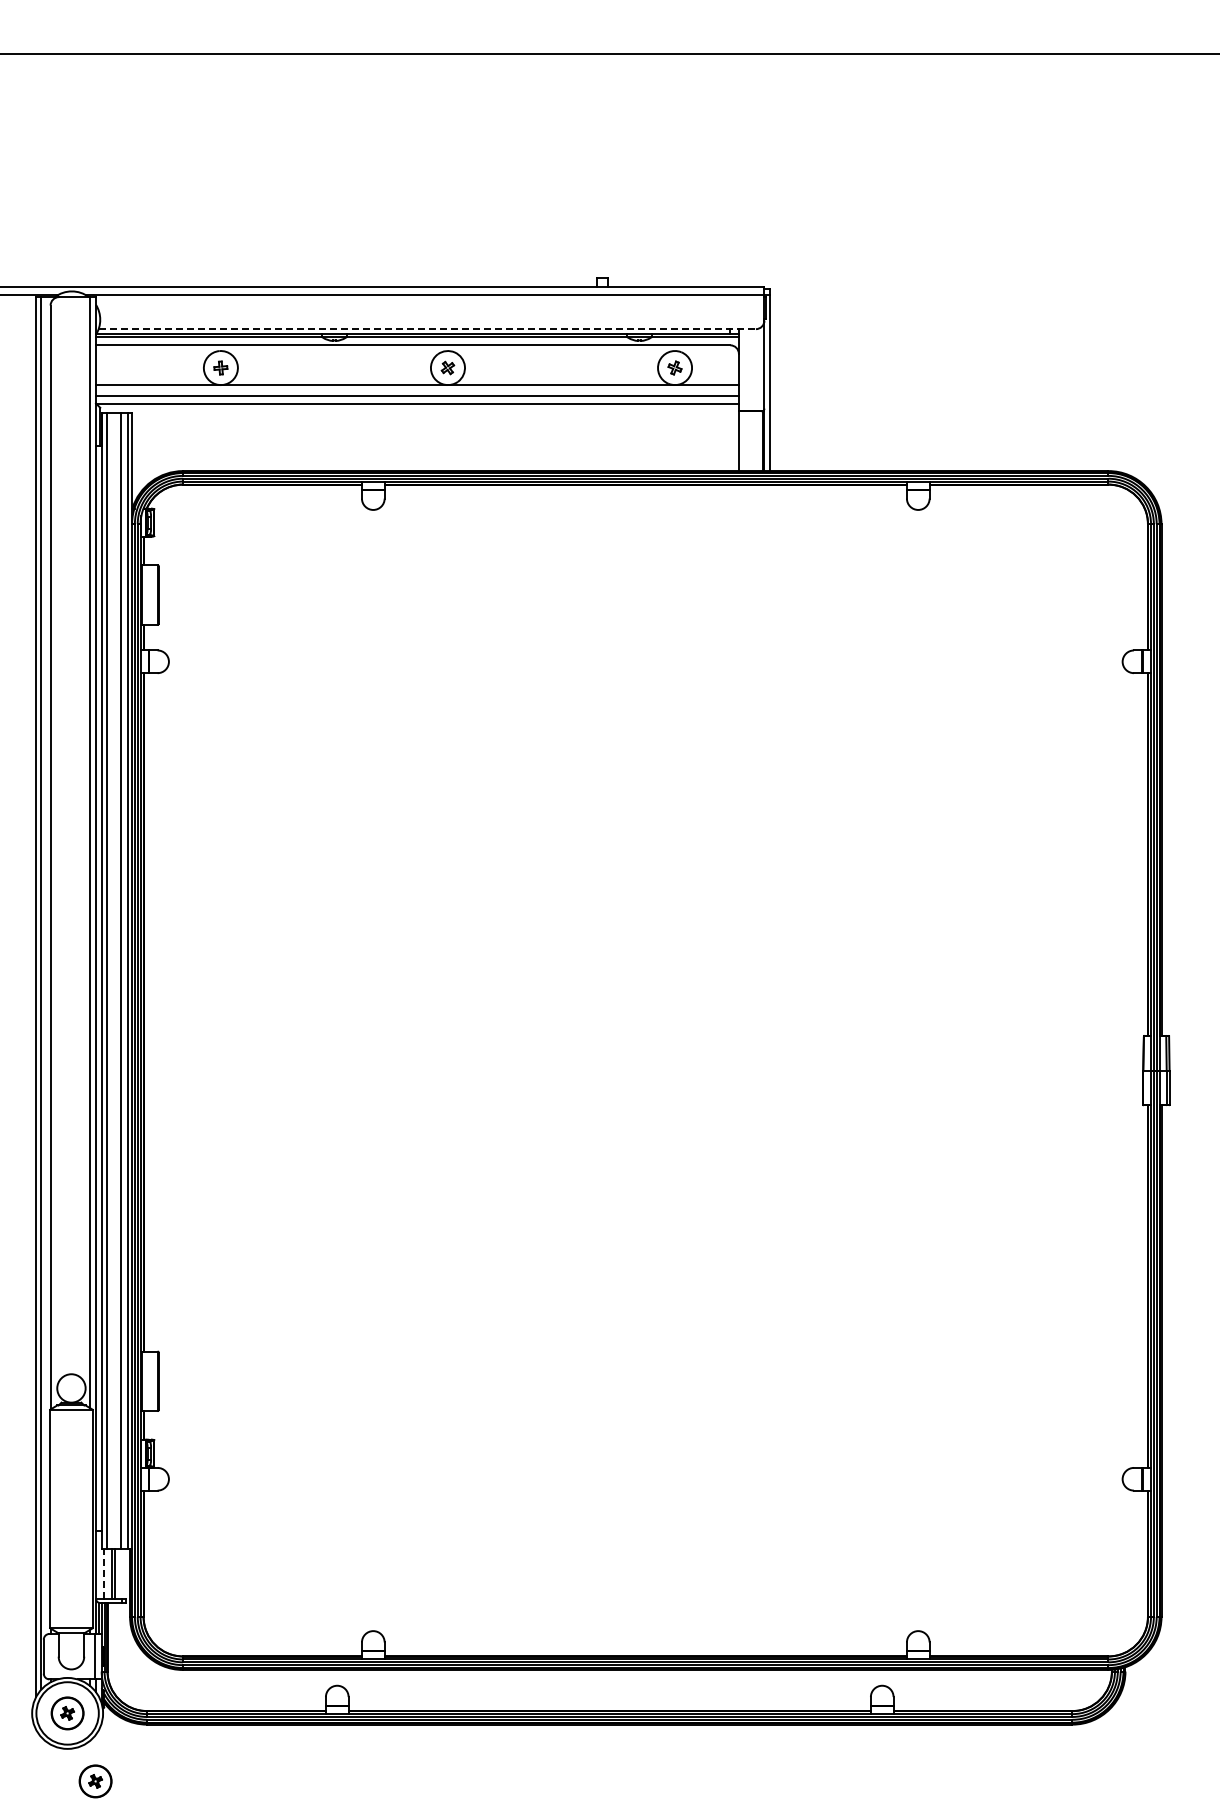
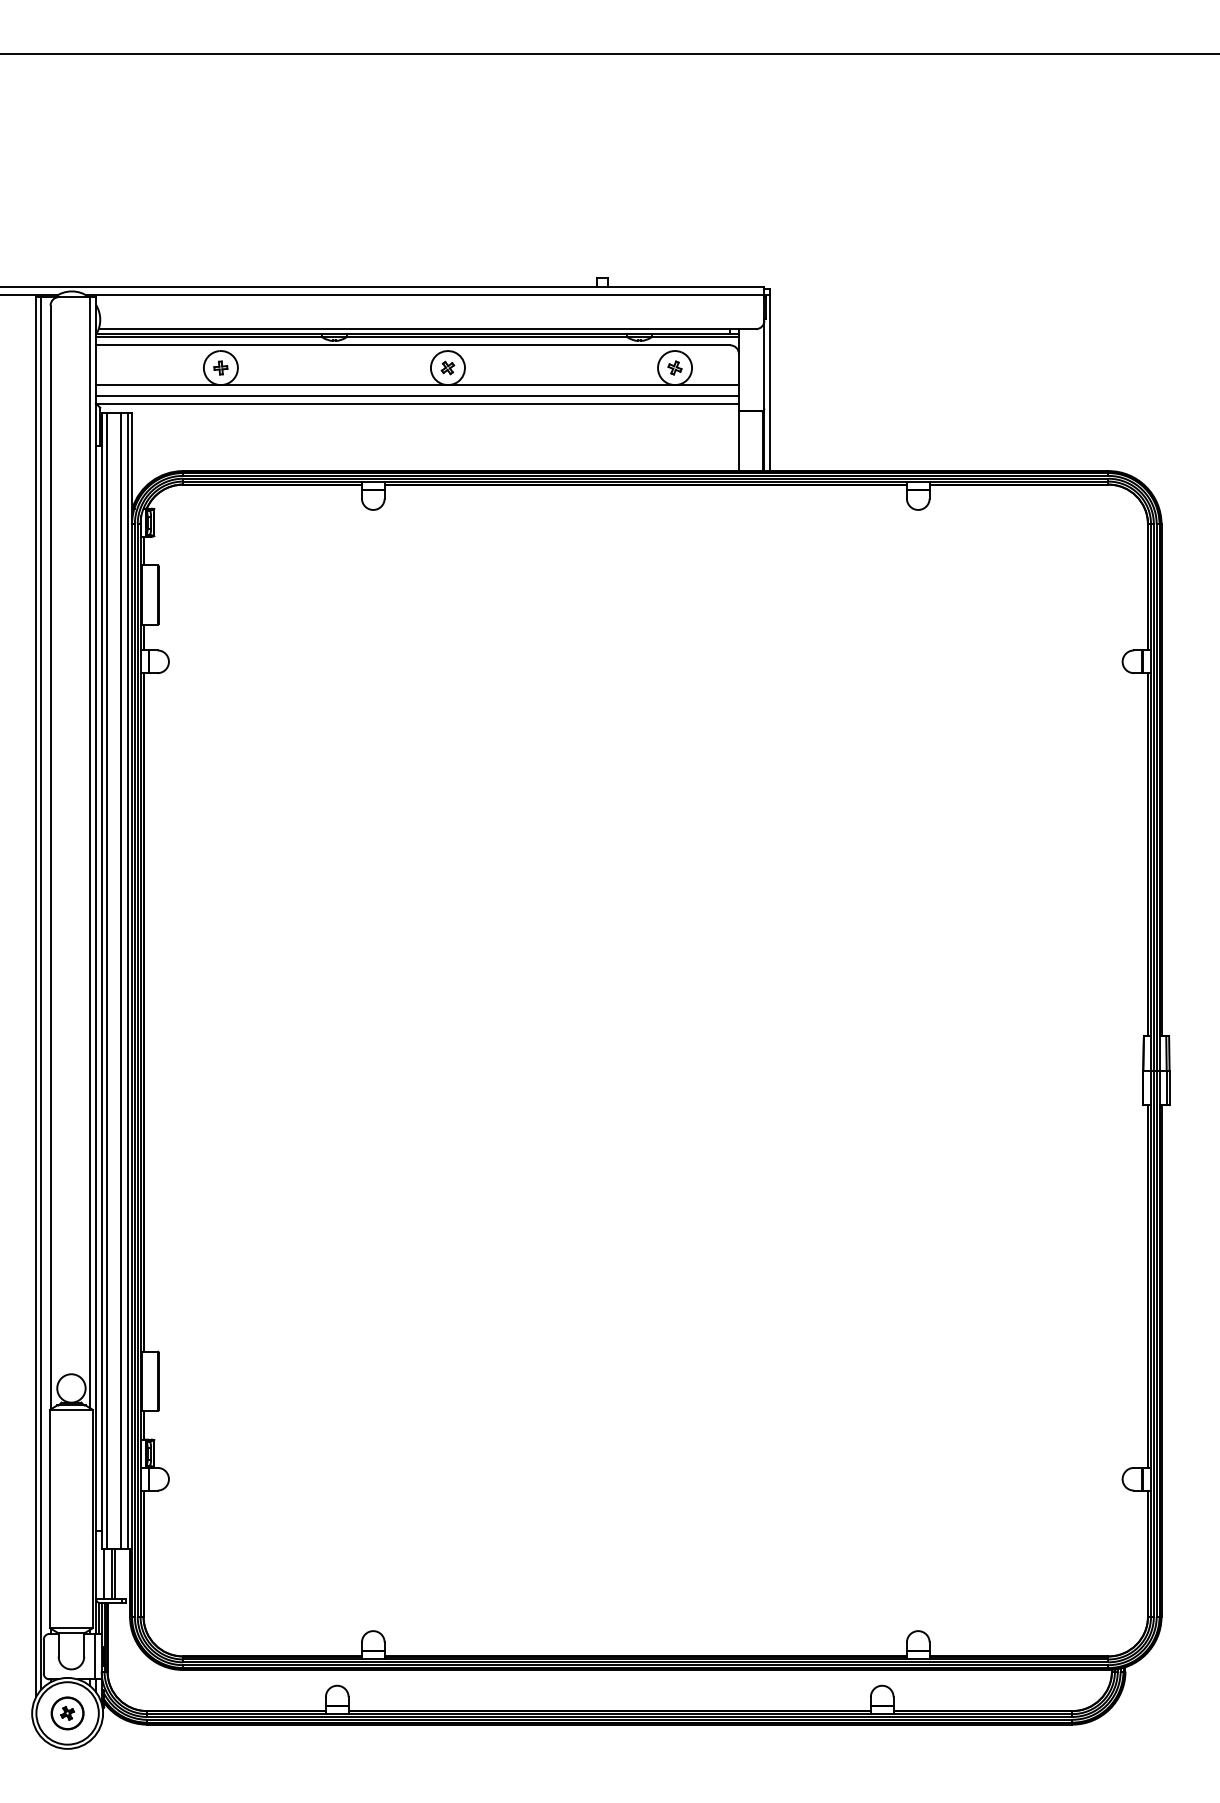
line: dashed -> solid (427, 329)
line: dashed -> solid (103, 1573)
part: present -> none (95, 1781)
